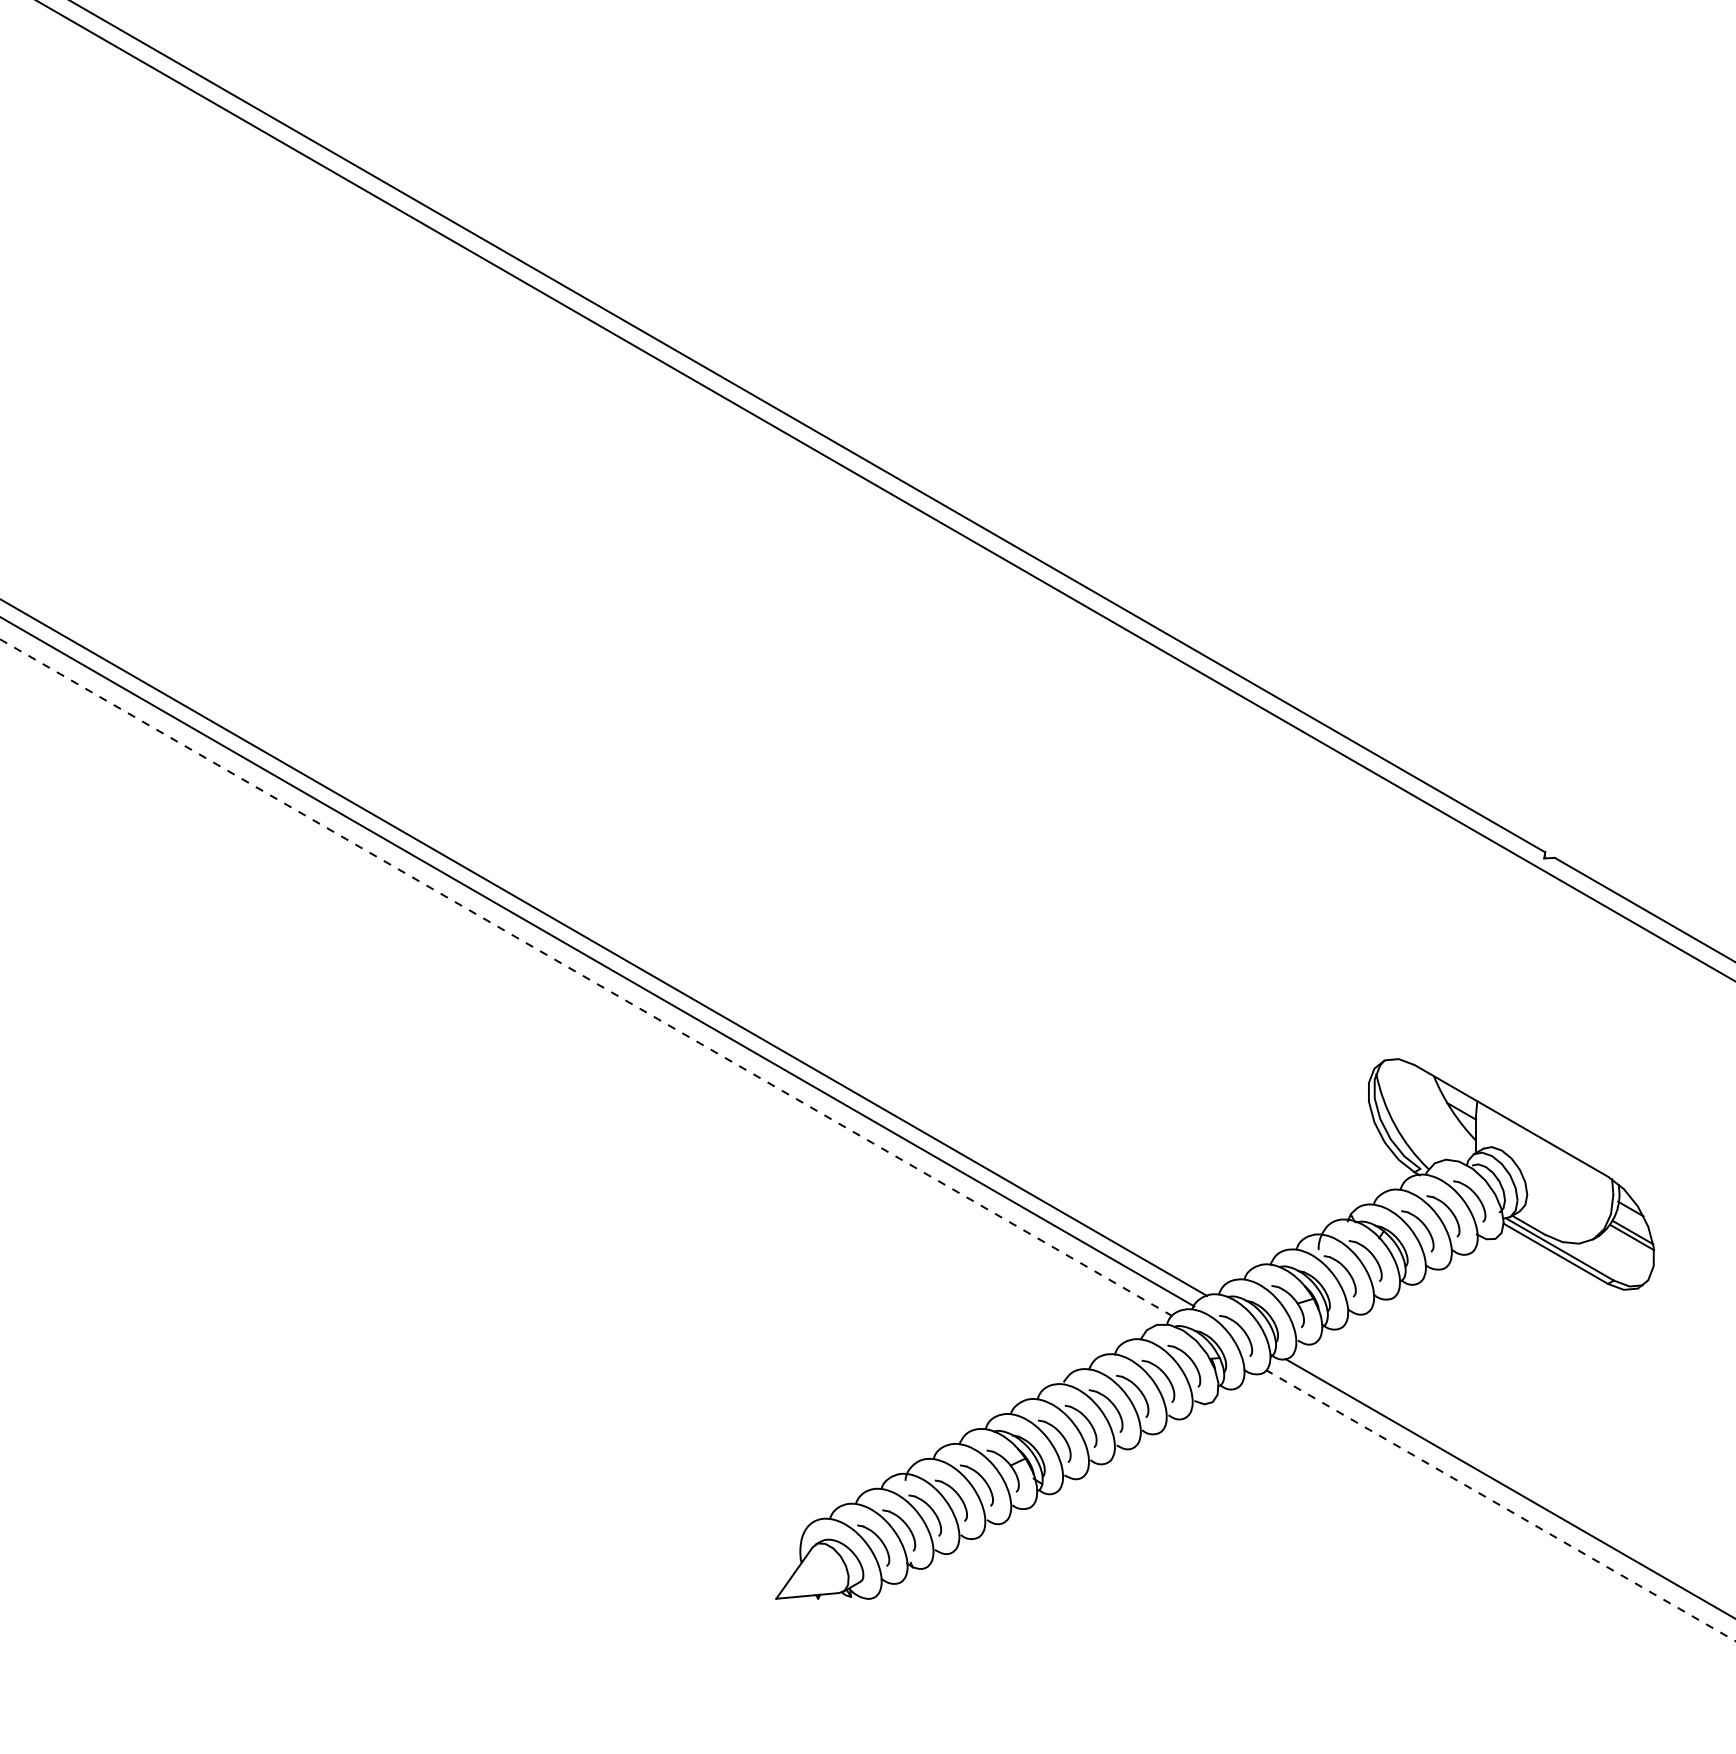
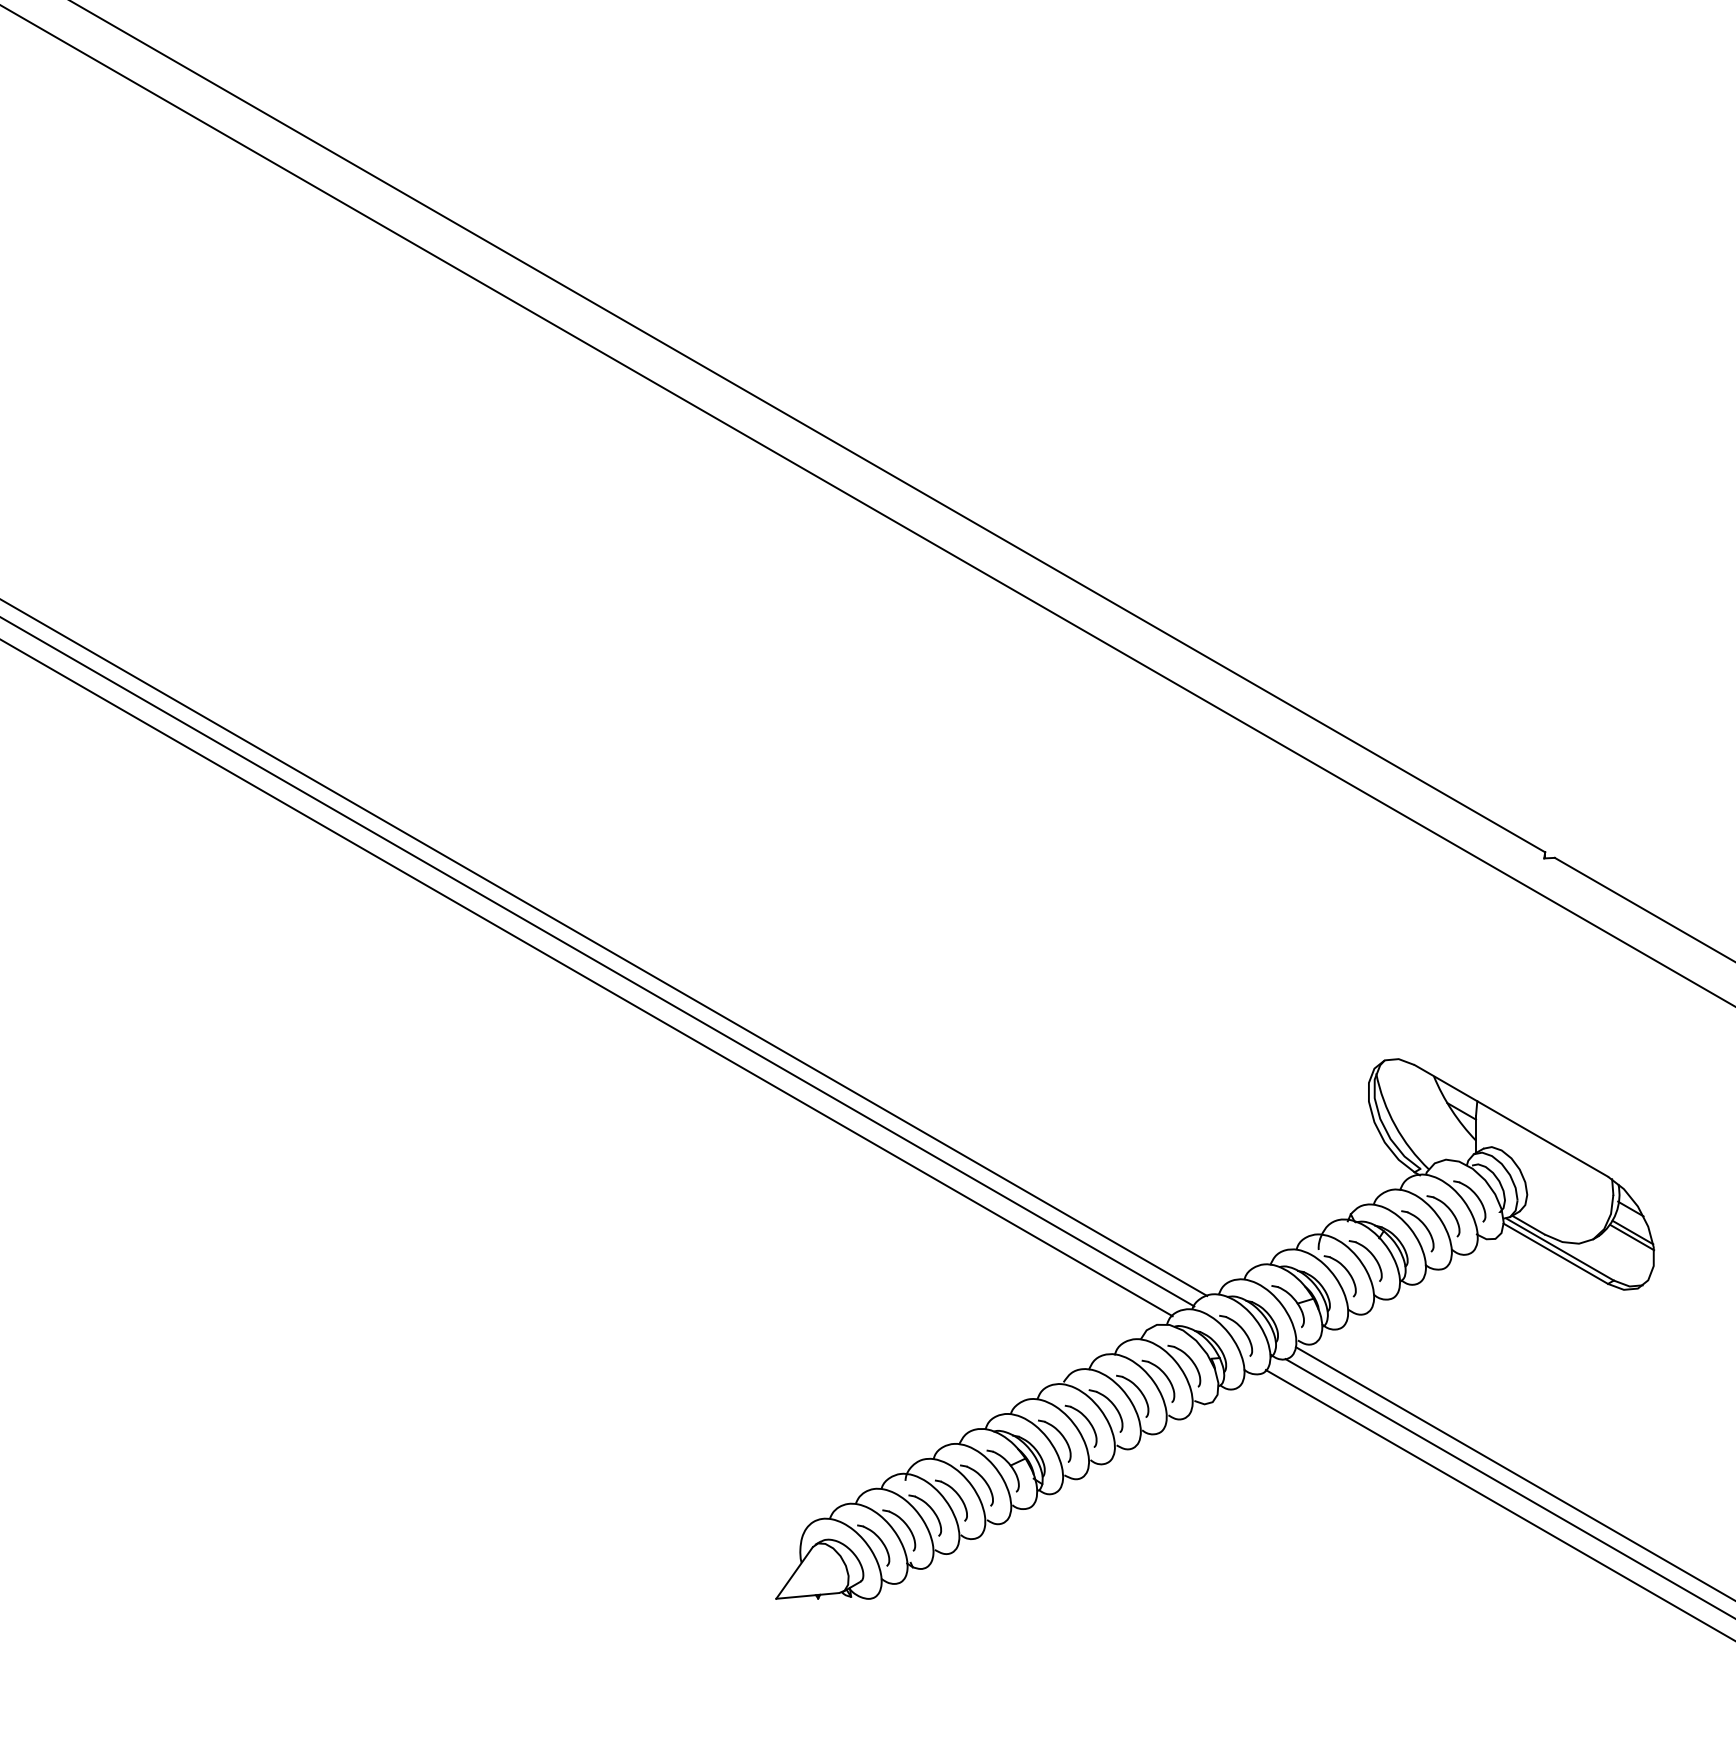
line position: (885, 490) -> (867, 505) (867, 505)
line: dashed -> solid (586, 977)
line: none -> present (1513, 1473)
line: dashed -> solid (1500, 1505)
